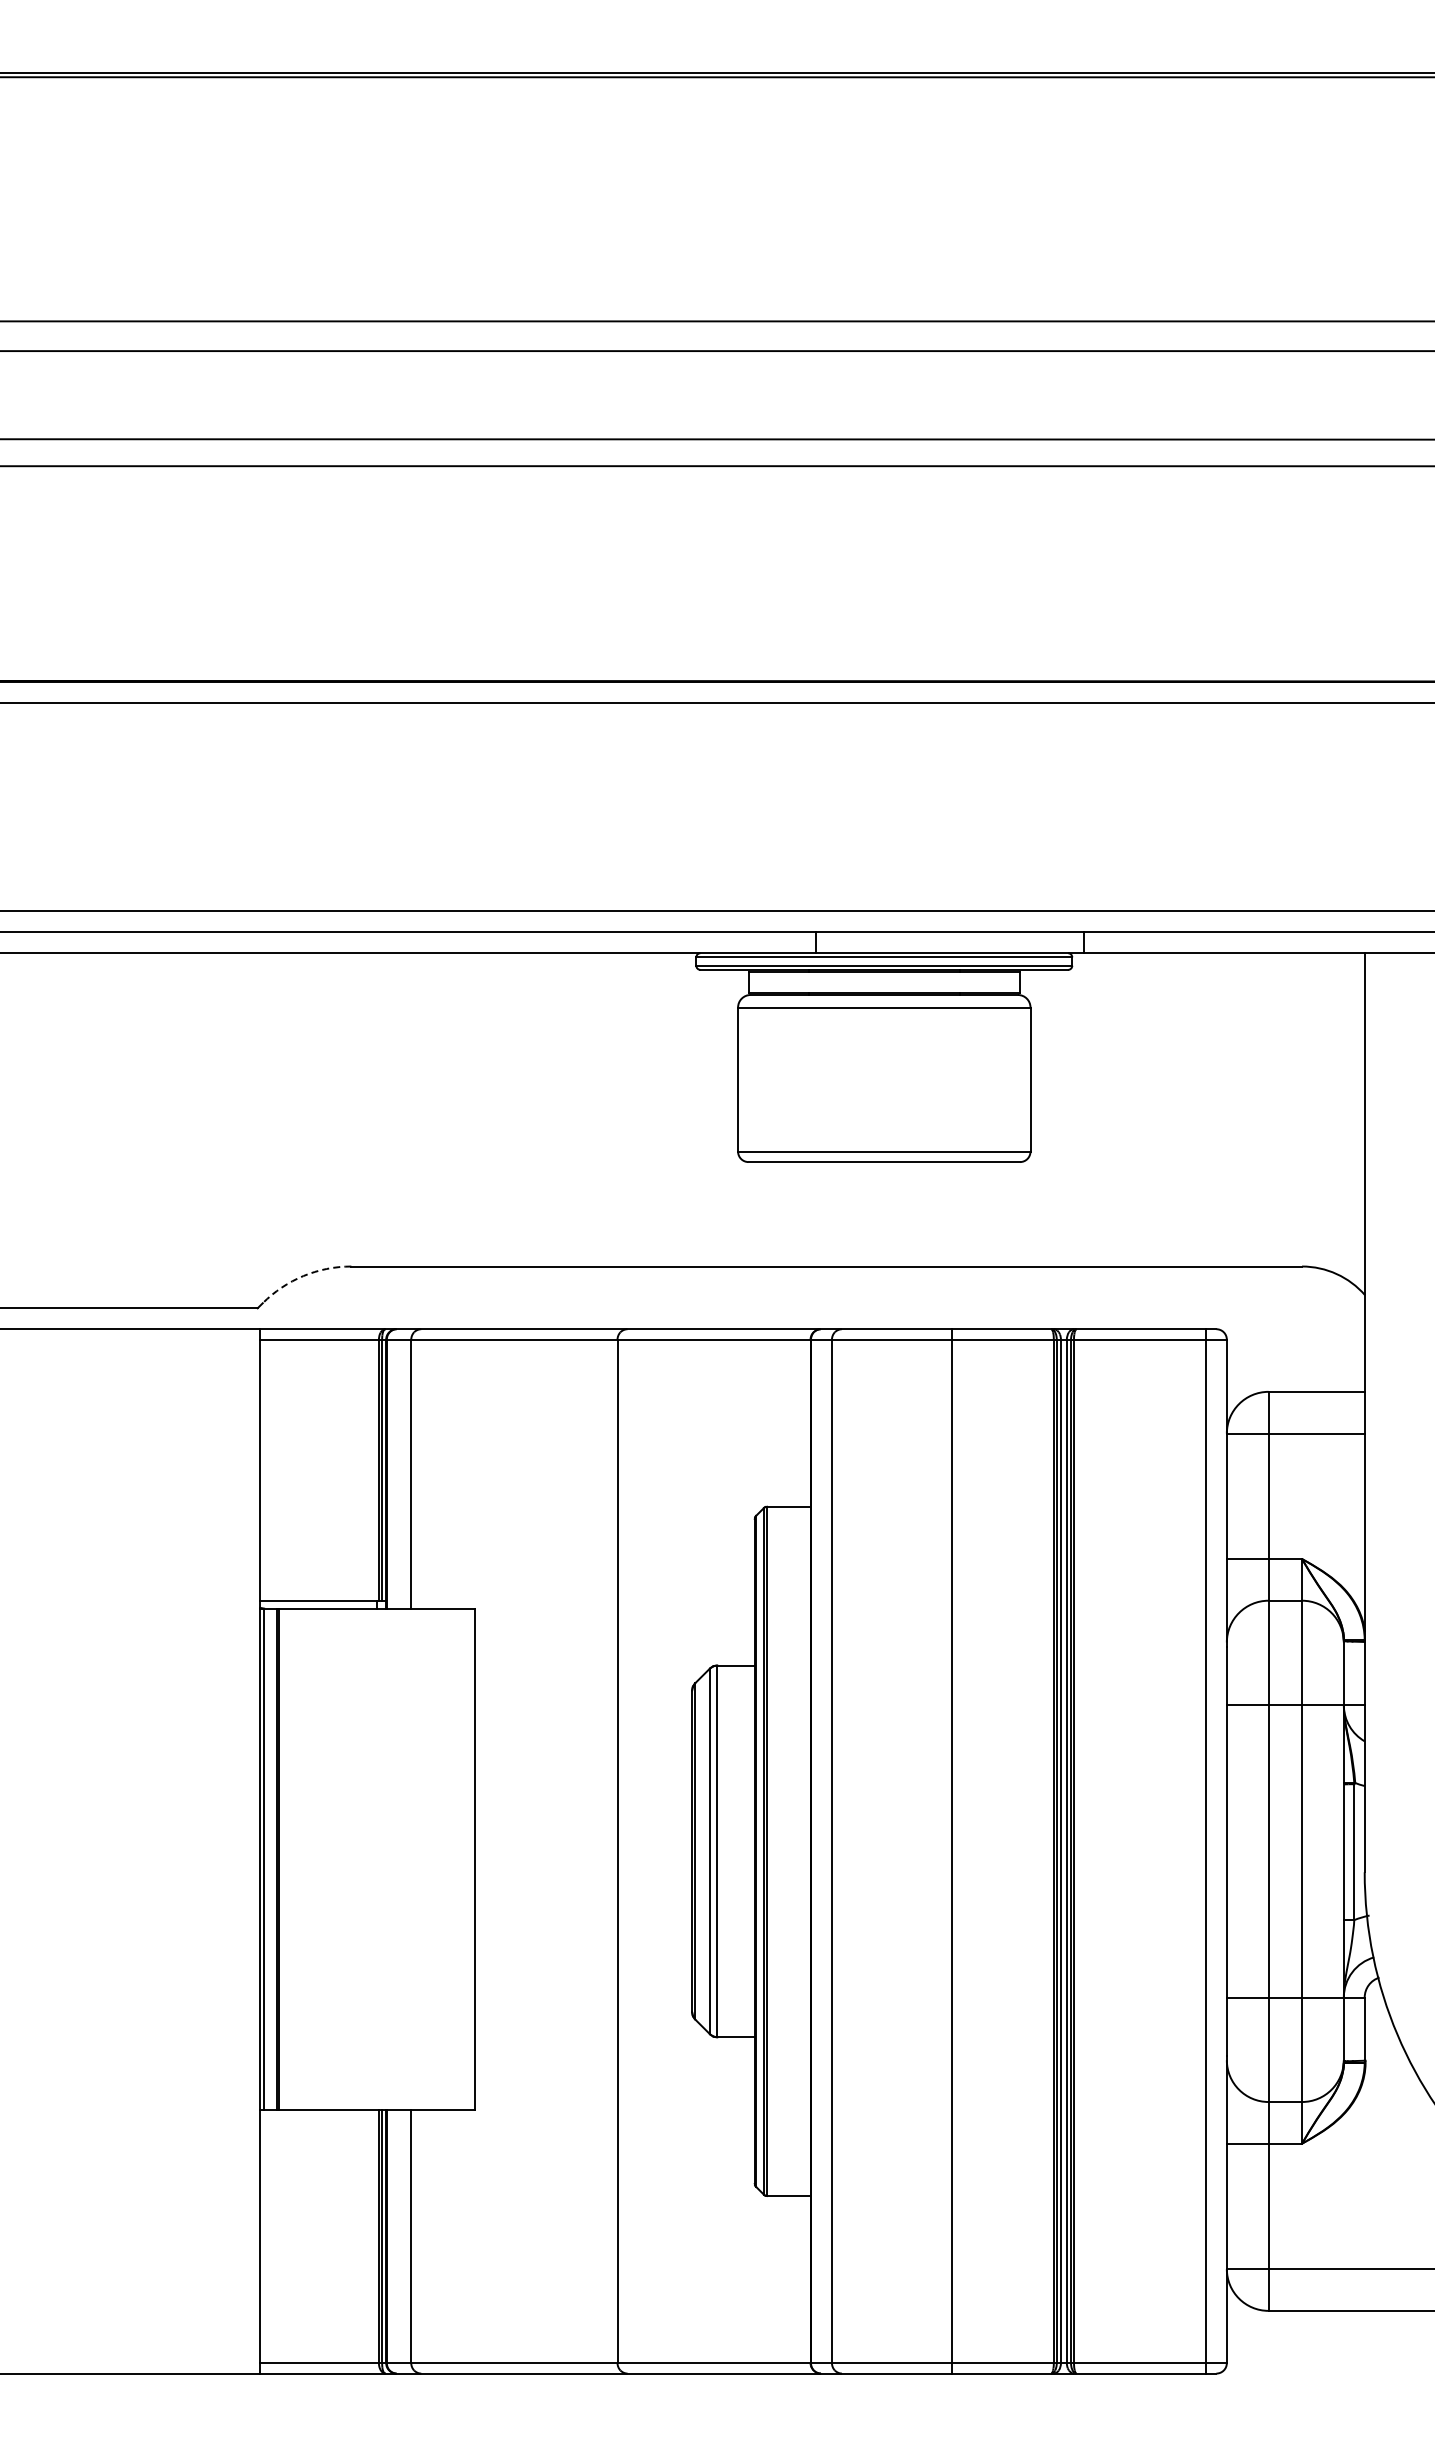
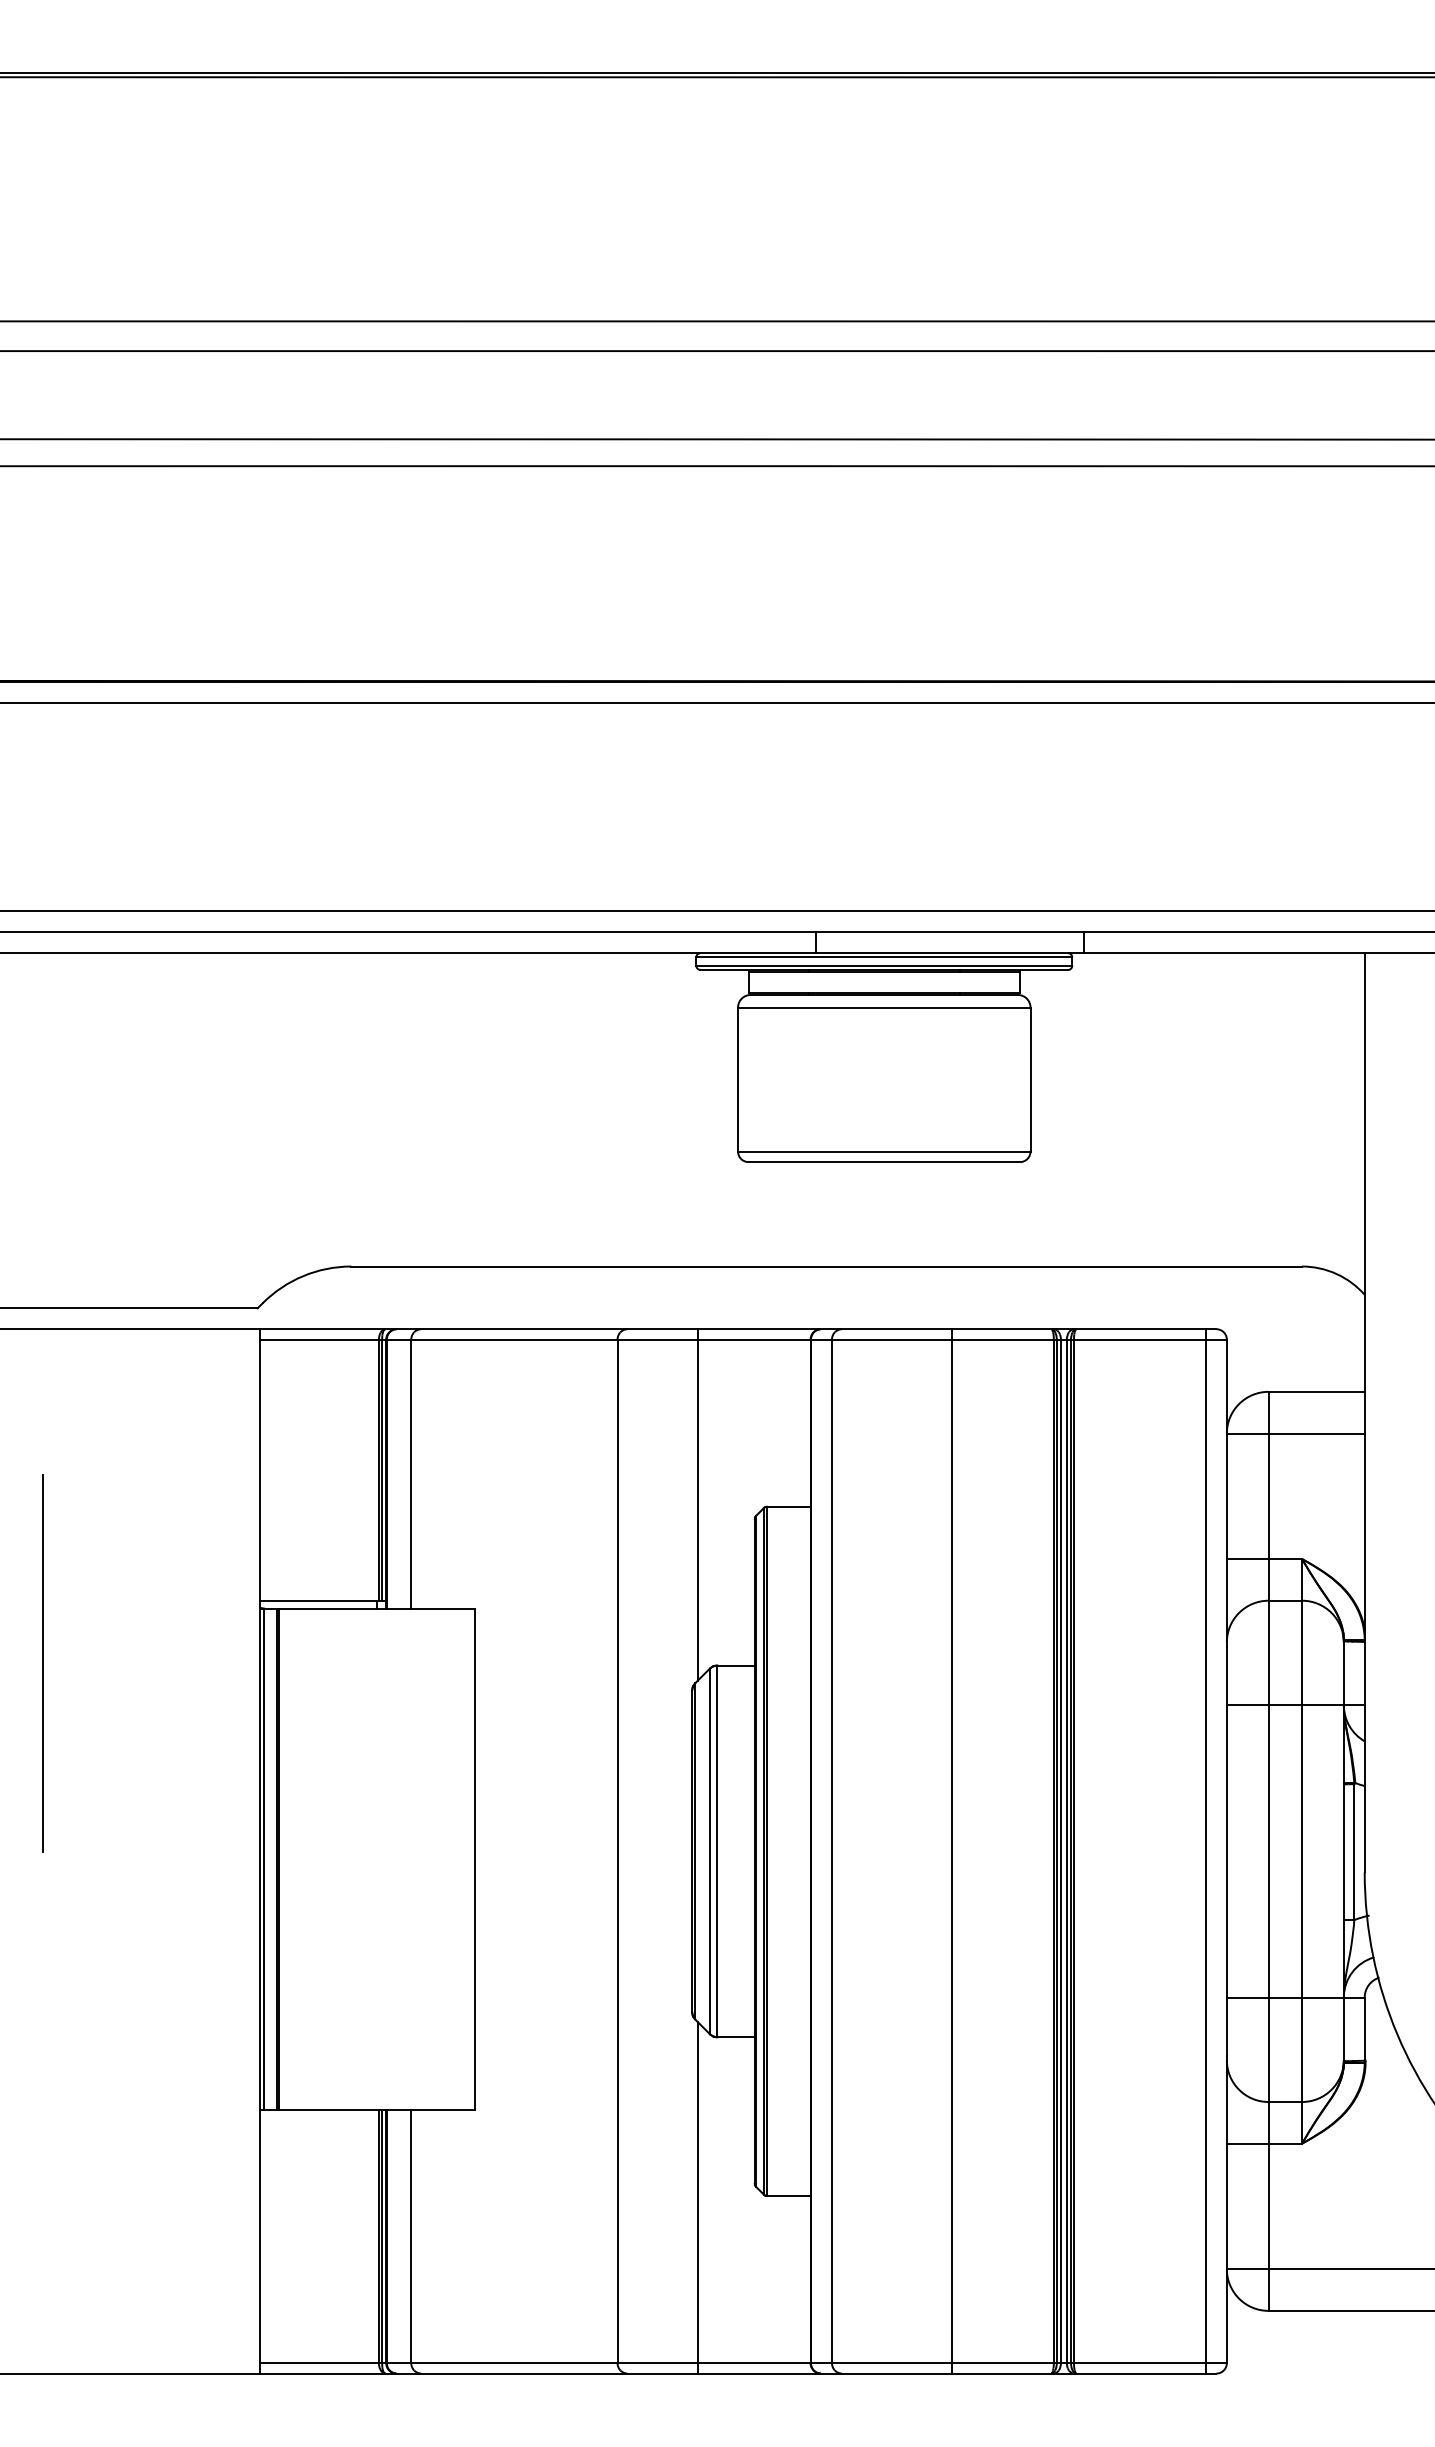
arc: dashed -> solid (303, 1276)
line: none -> present (697, 1504)
line: none -> present (42, 1663)
line: none -> present (697, 2197)
